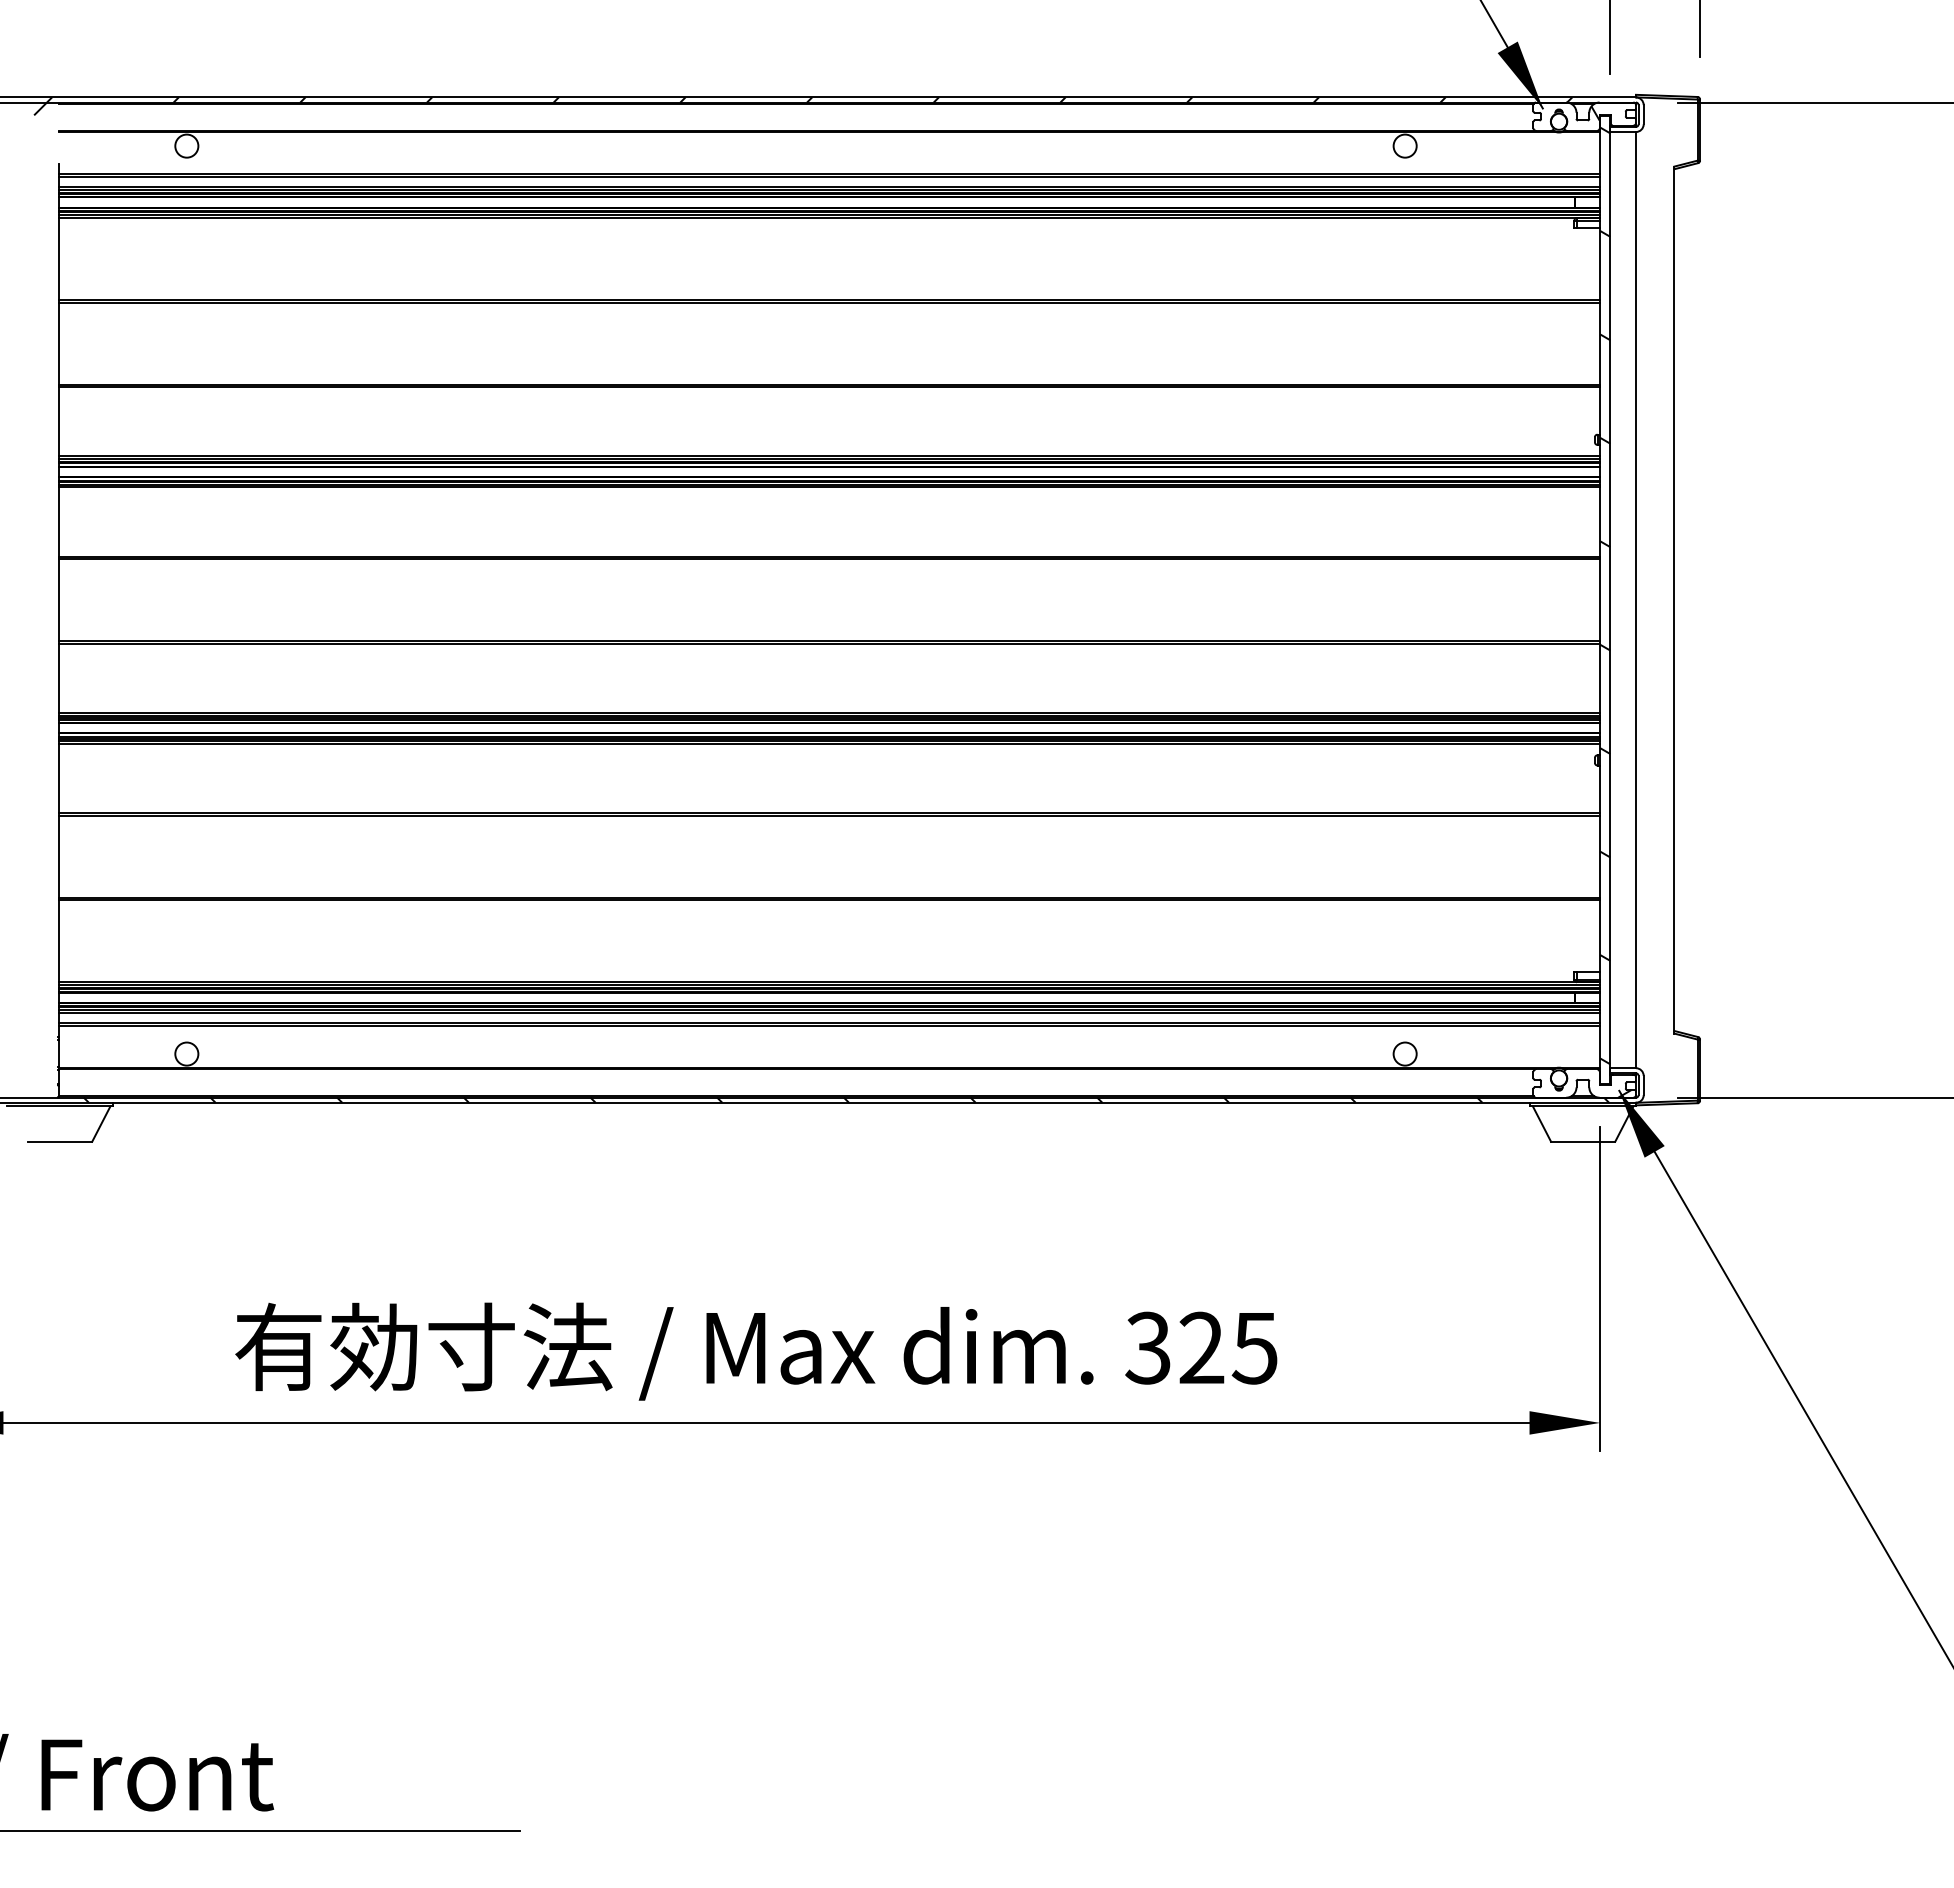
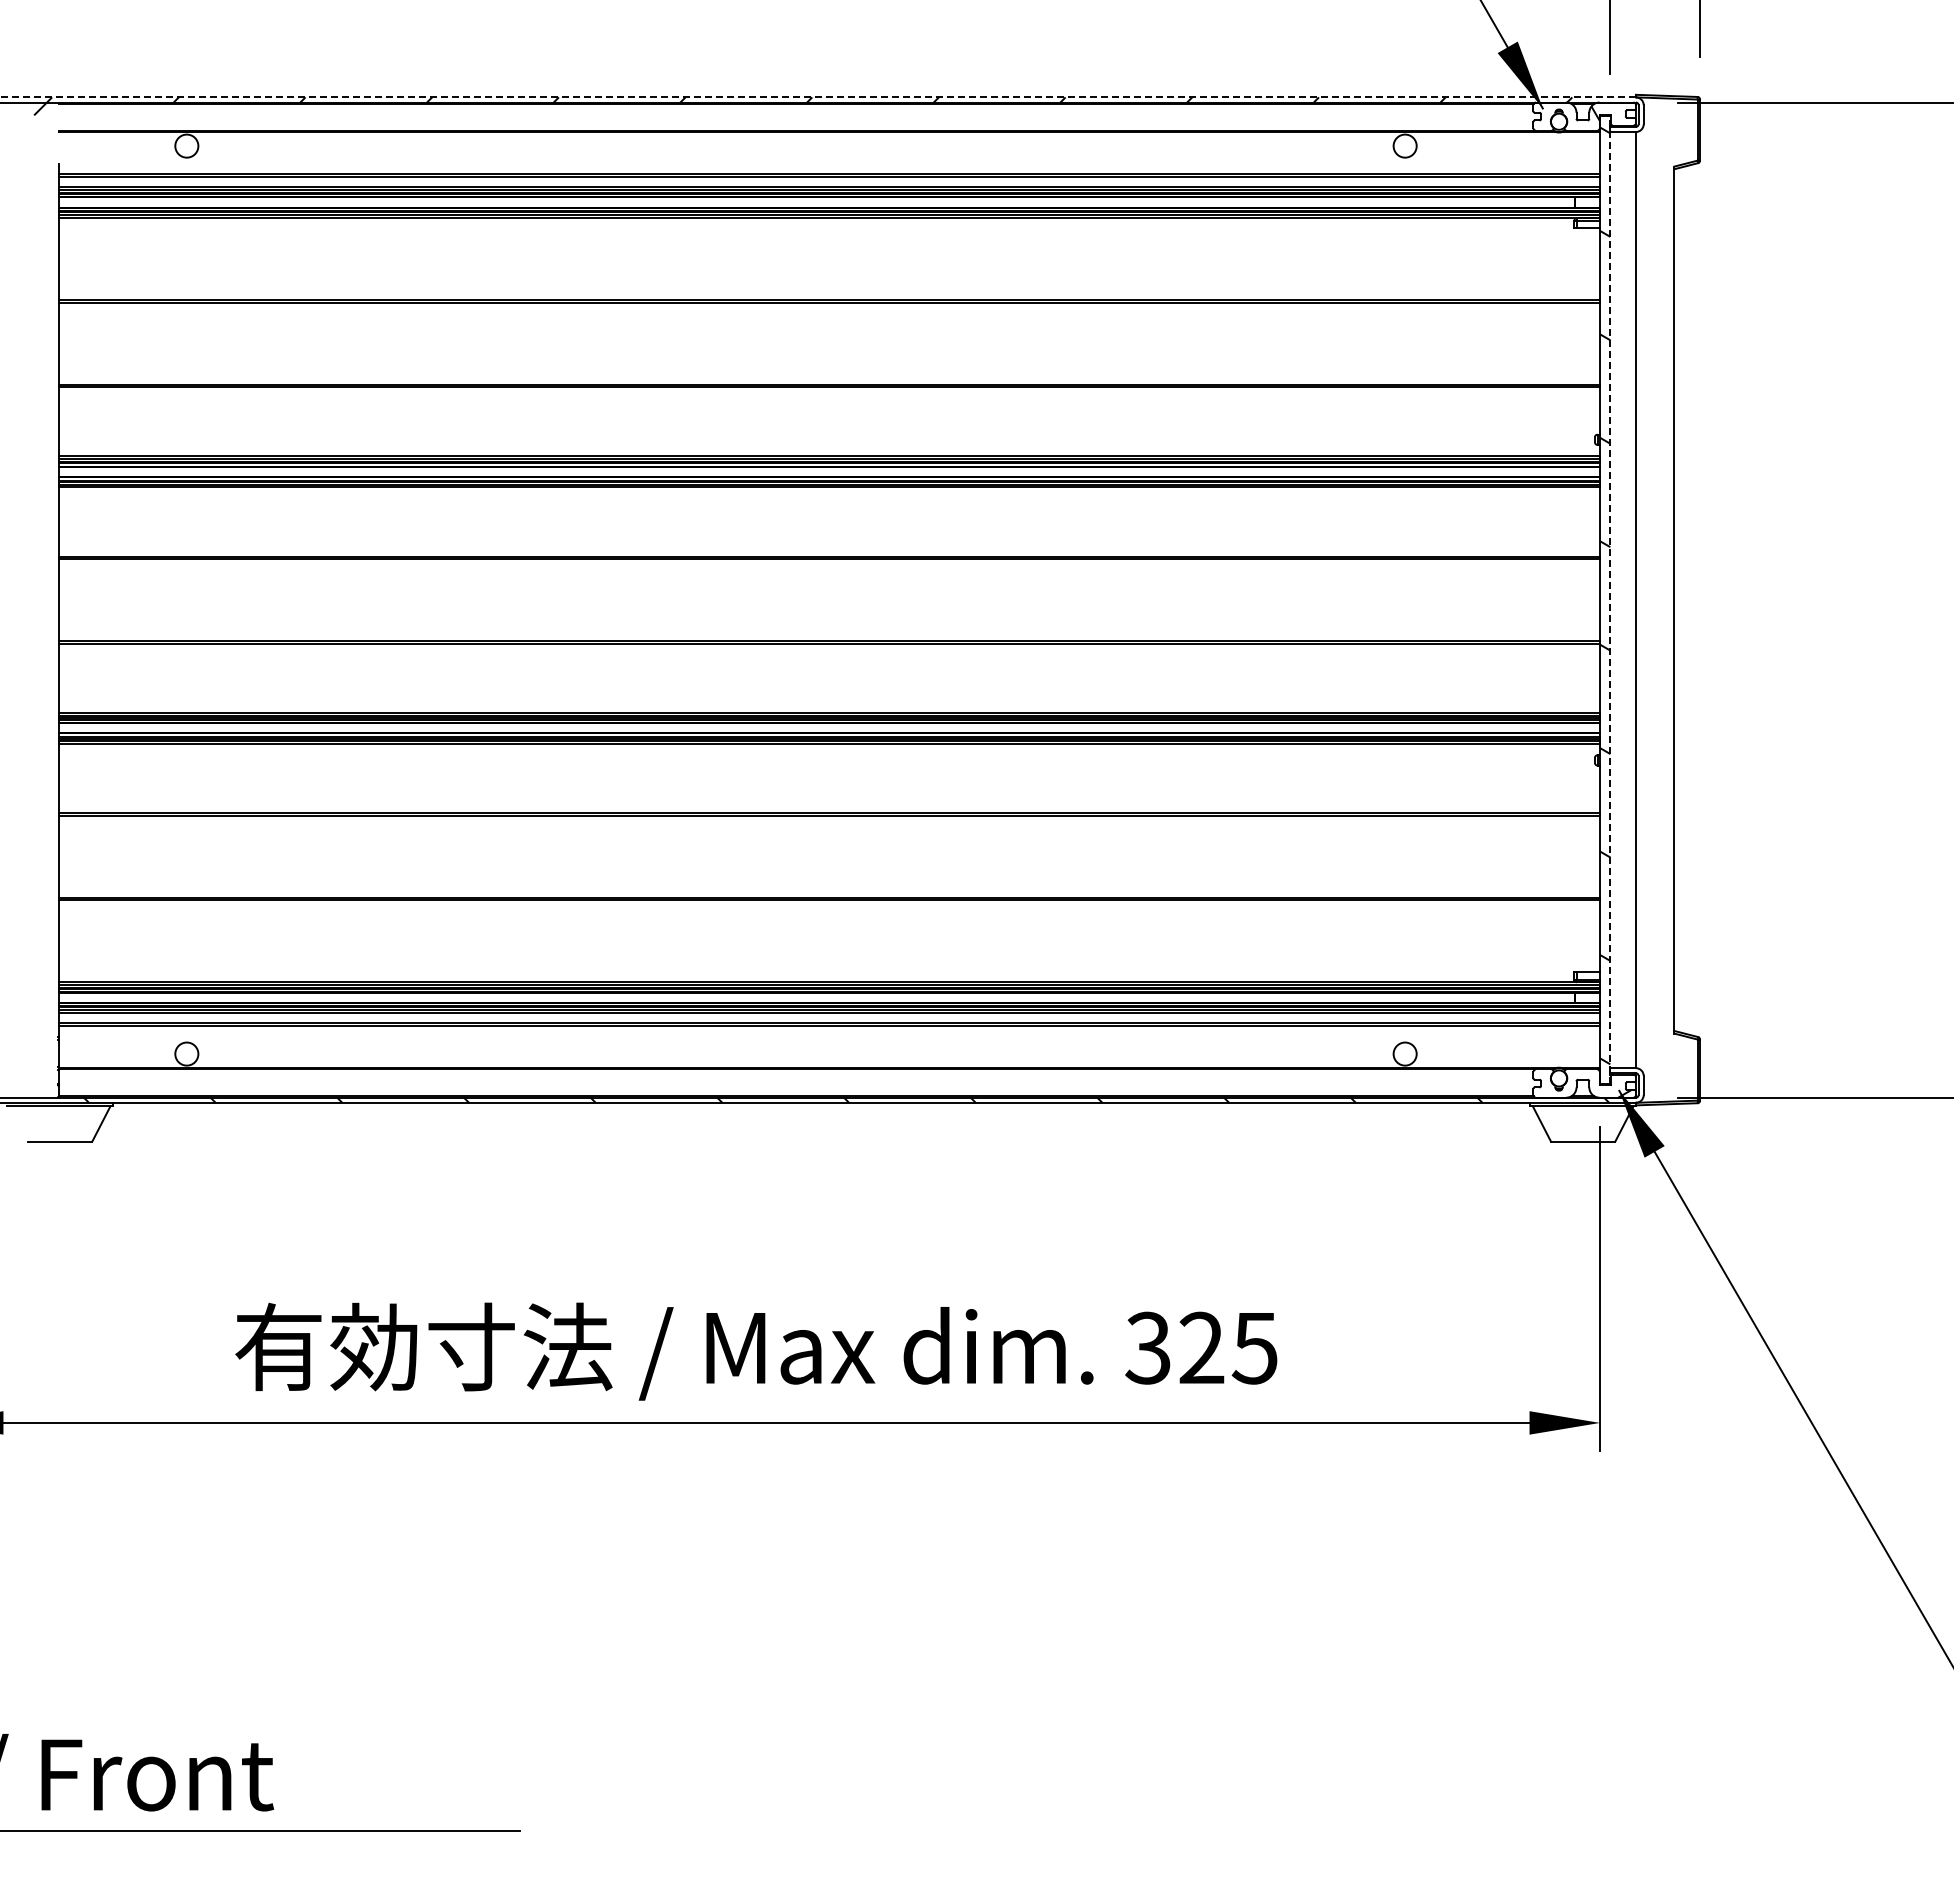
line: solid -> dashed (818, 97)
line: solid -> dashed (1610, 599)
